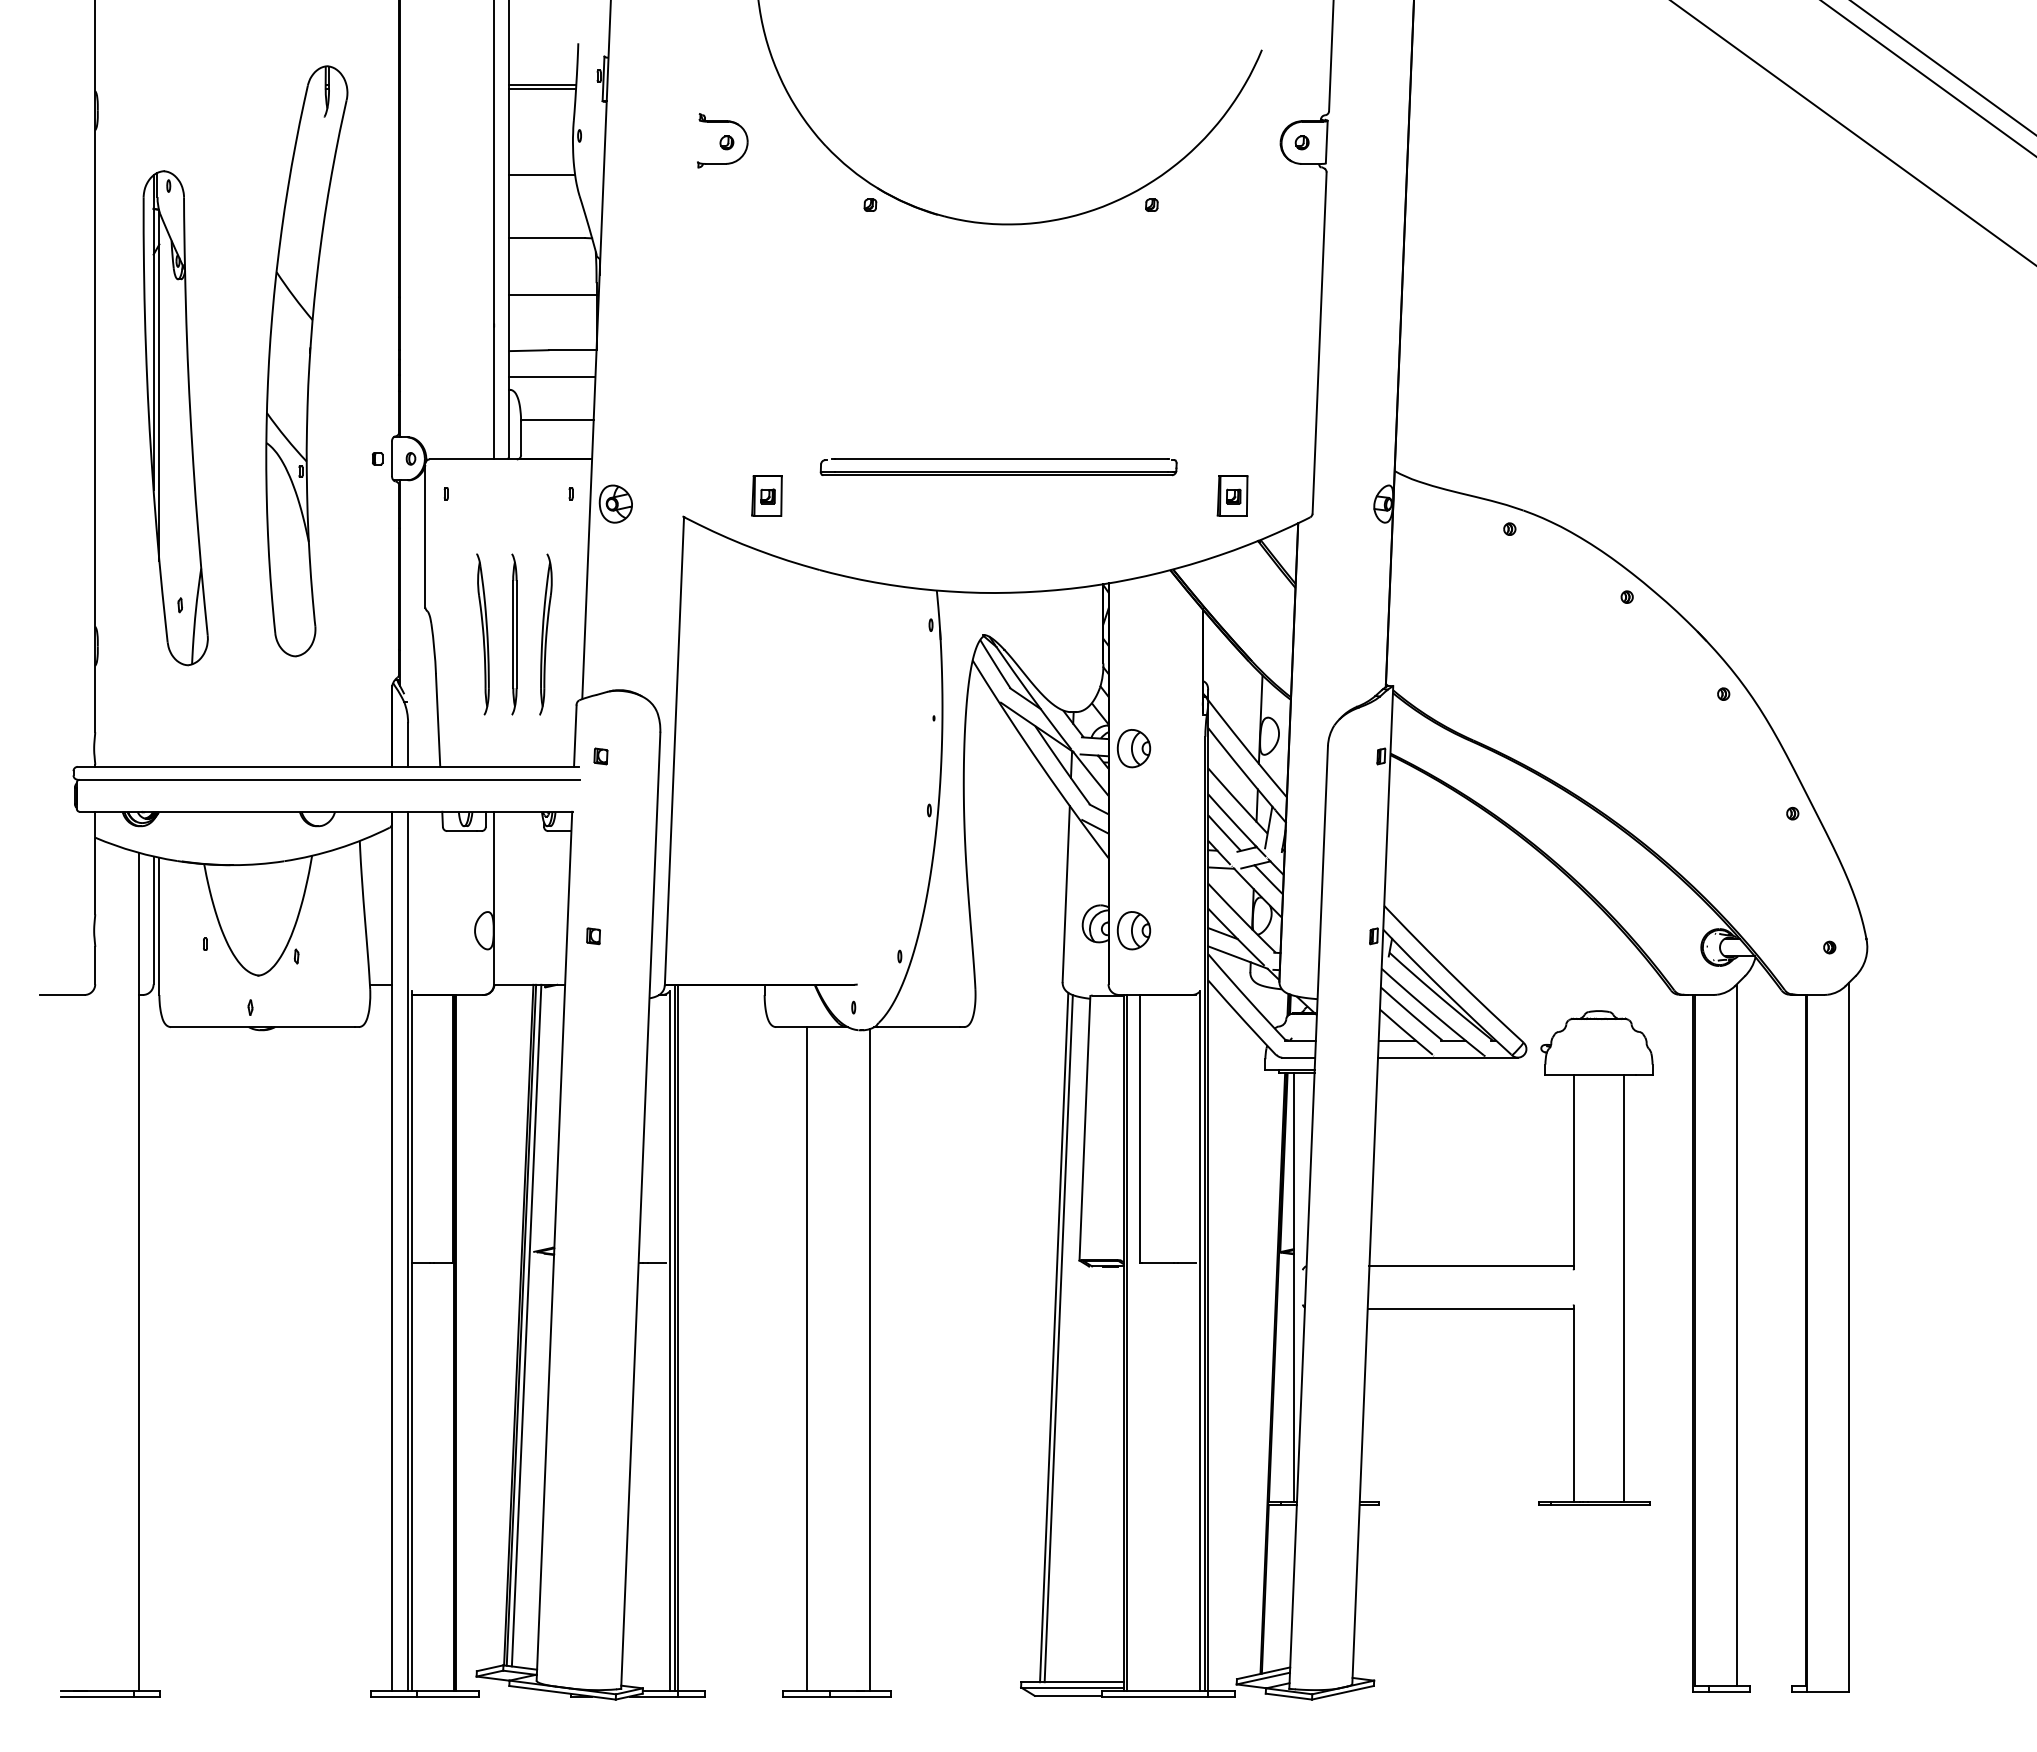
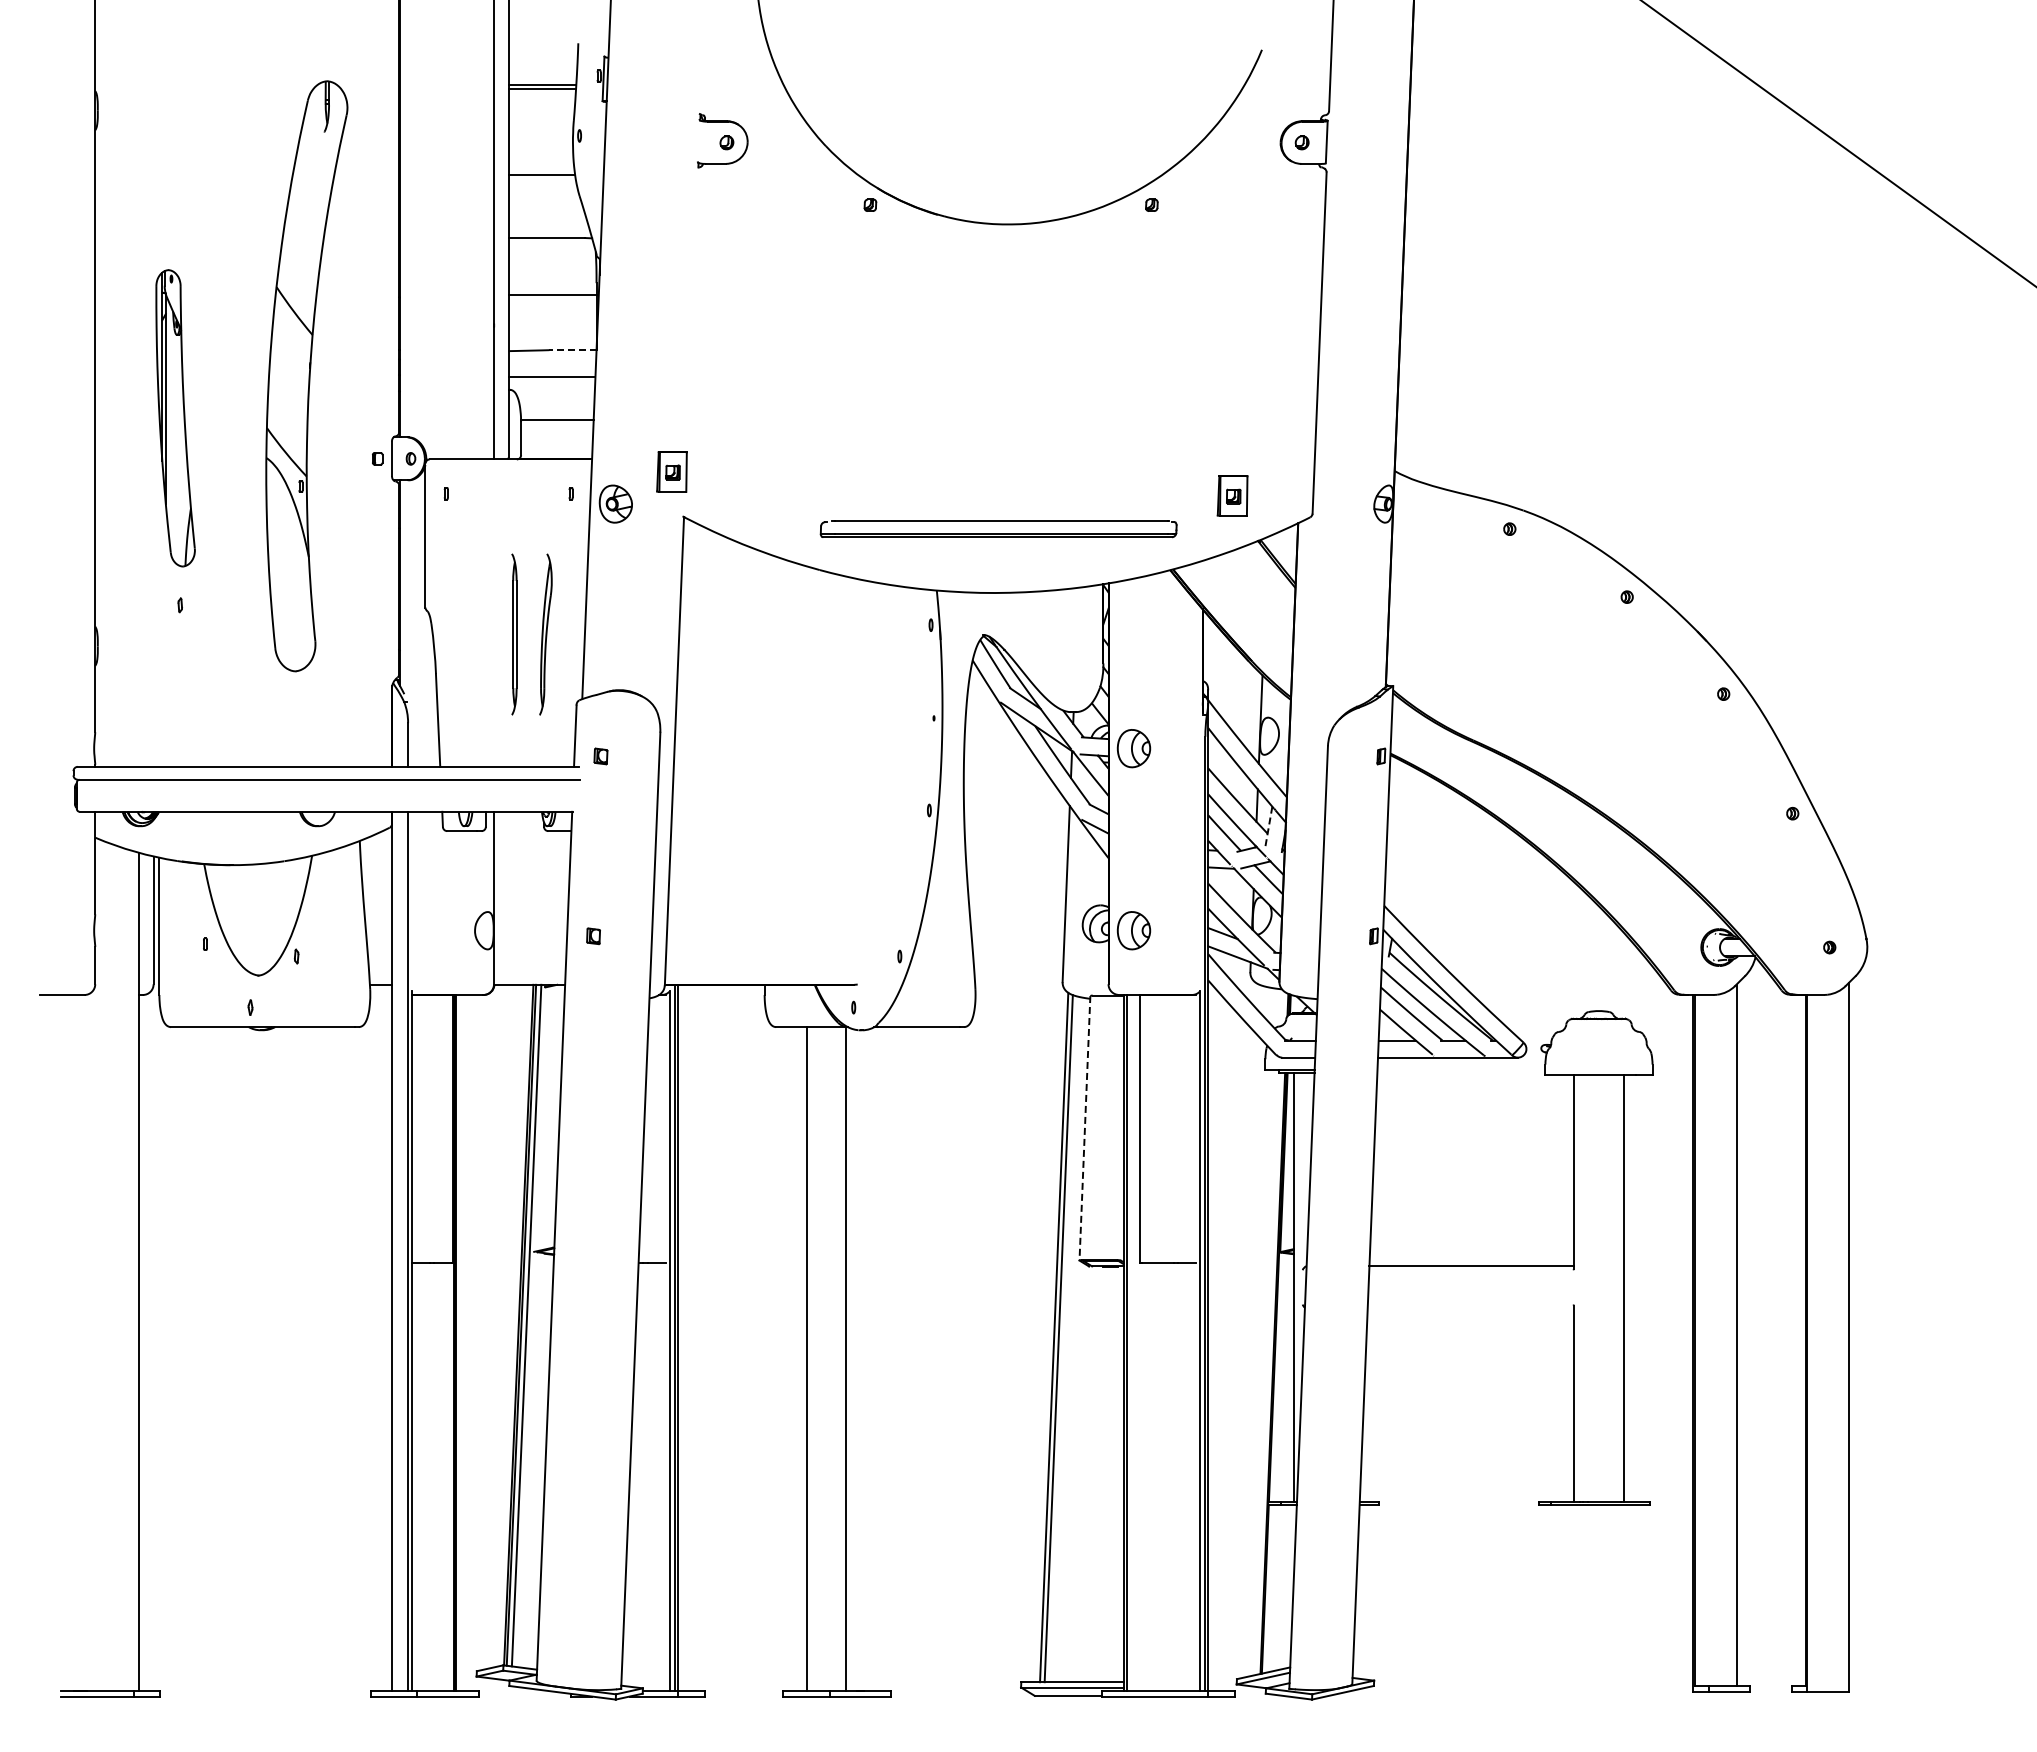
line: present -> none (1942, 67)
line: present -> none (1928, 78)
line position: (1853, 132) -> (1838, 143) (1838, 143)
line: solid -> dashed (572, 350)
part position: (306, 361) -> (306, 376) (306, 376)
part size: 67x497 px -> 41x299 px (175, 418)
part position: (998, 467) -> (998, 529) (998, 529)
part position: (766, 495) -> (671, 471) (671, 471)
part: present -> none (482, 634)
line: solid -> dashed (1268, 827)
line: solid -> dashed (1084, 1128)
line: present -> none (1470, 1308)
line position: (869, 1360) -> (845, 1360) (845, 1360)
